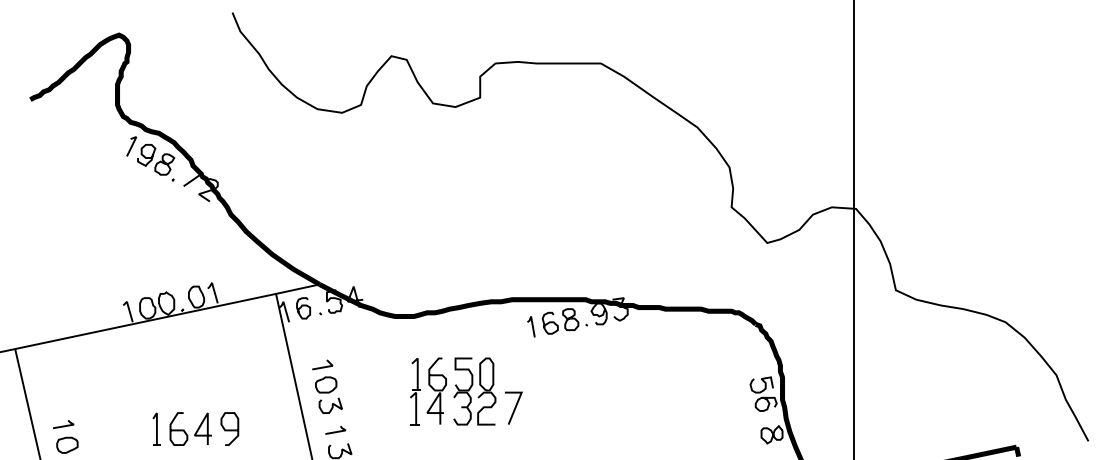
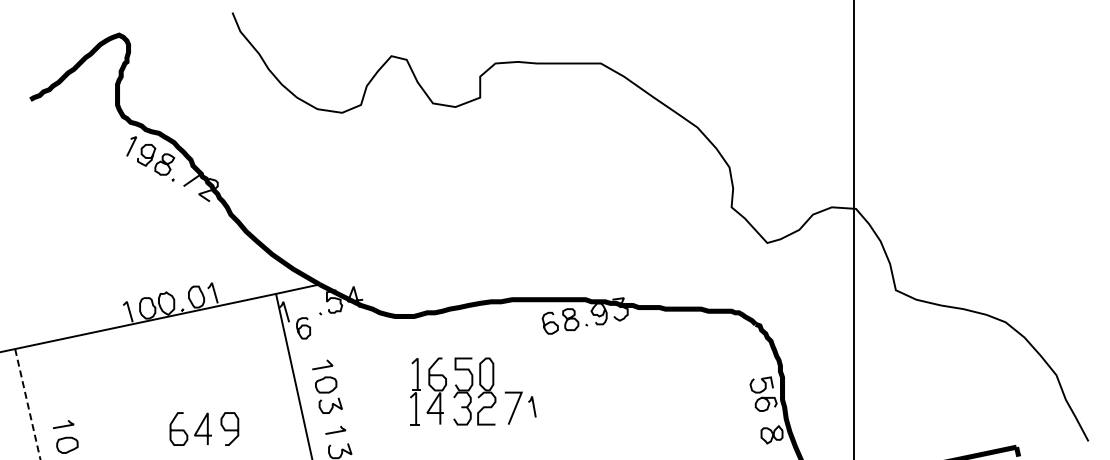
curve position: (303, 306) -> (303, 326) (303, 326)
line position: (531, 325) -> (532, 405) (532, 405)
line: solid -> dashed (27, 404)
part: present -> none (156, 428)
